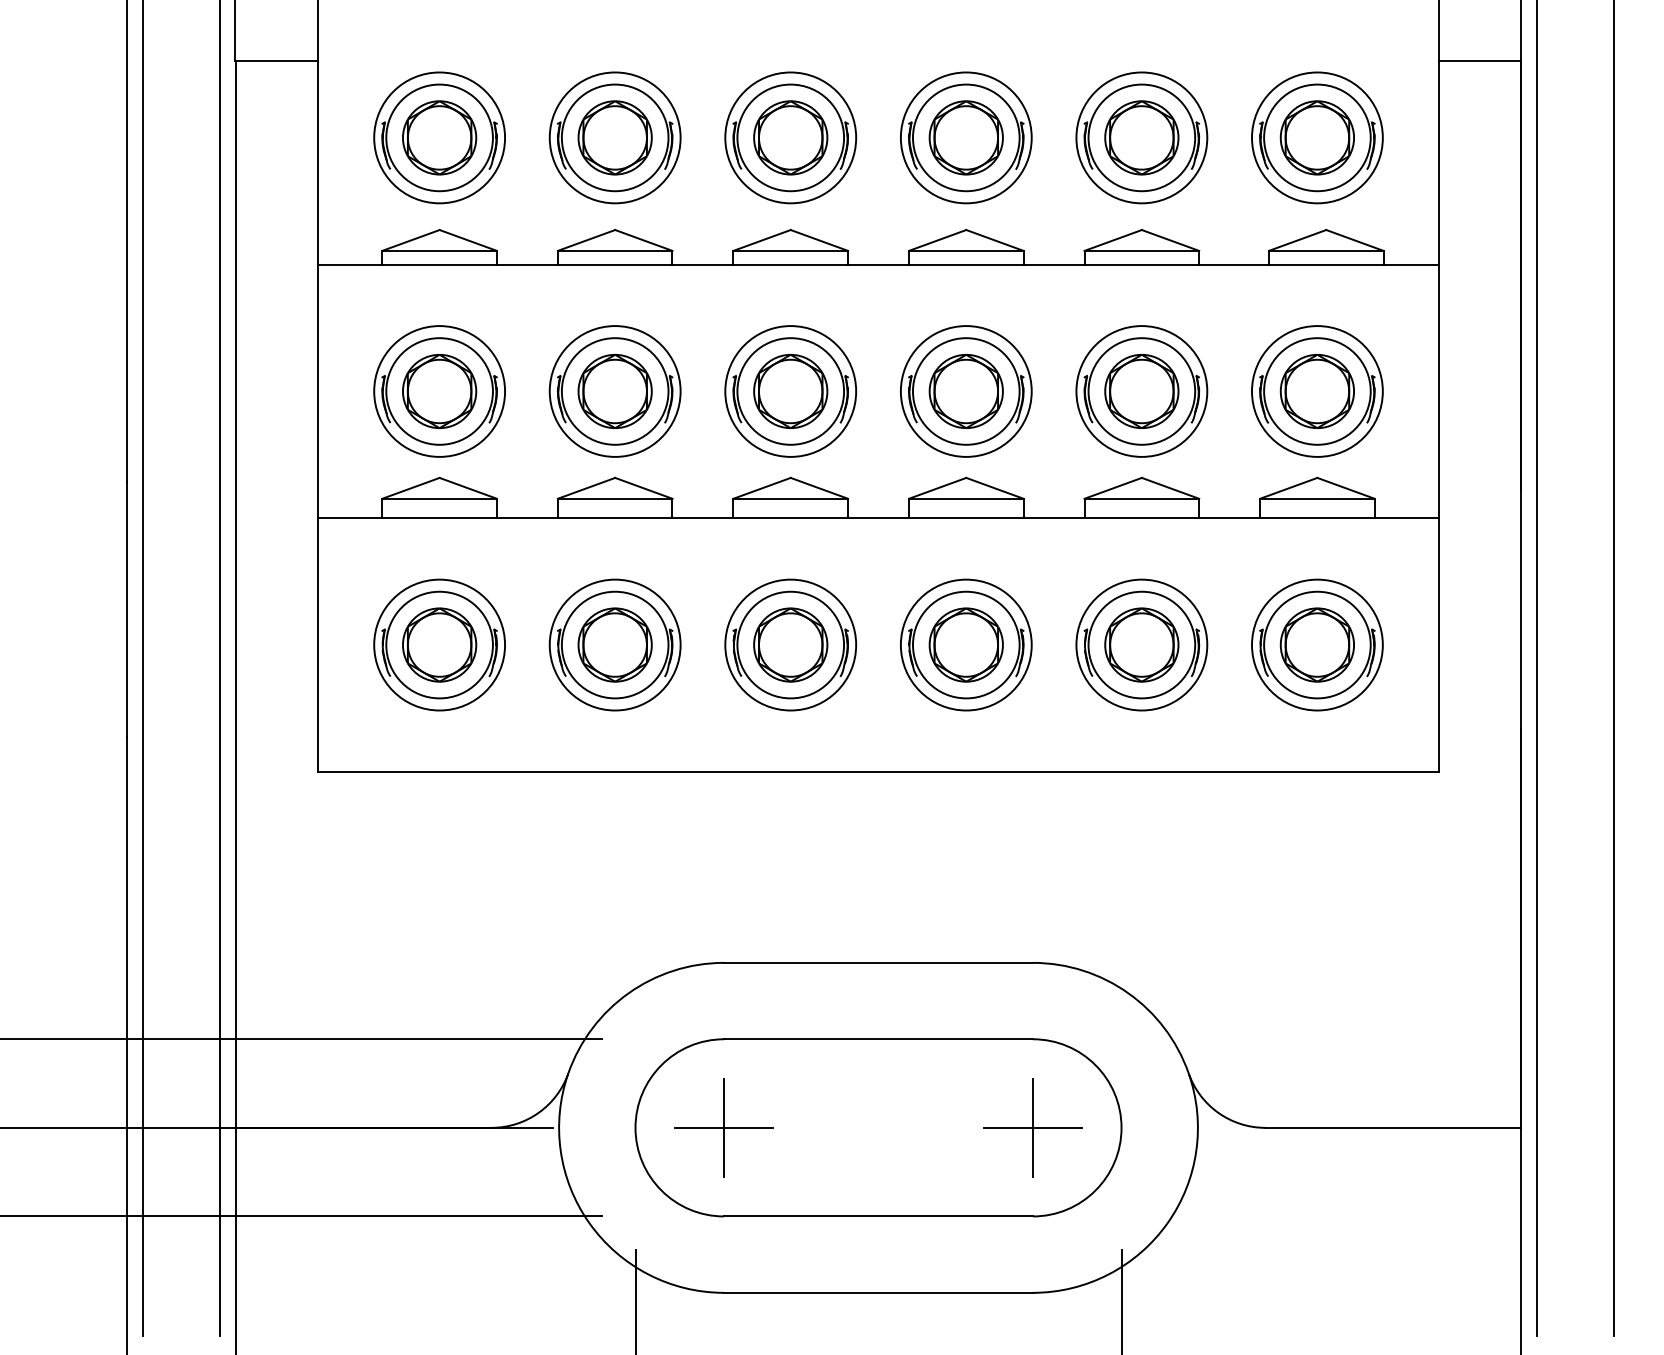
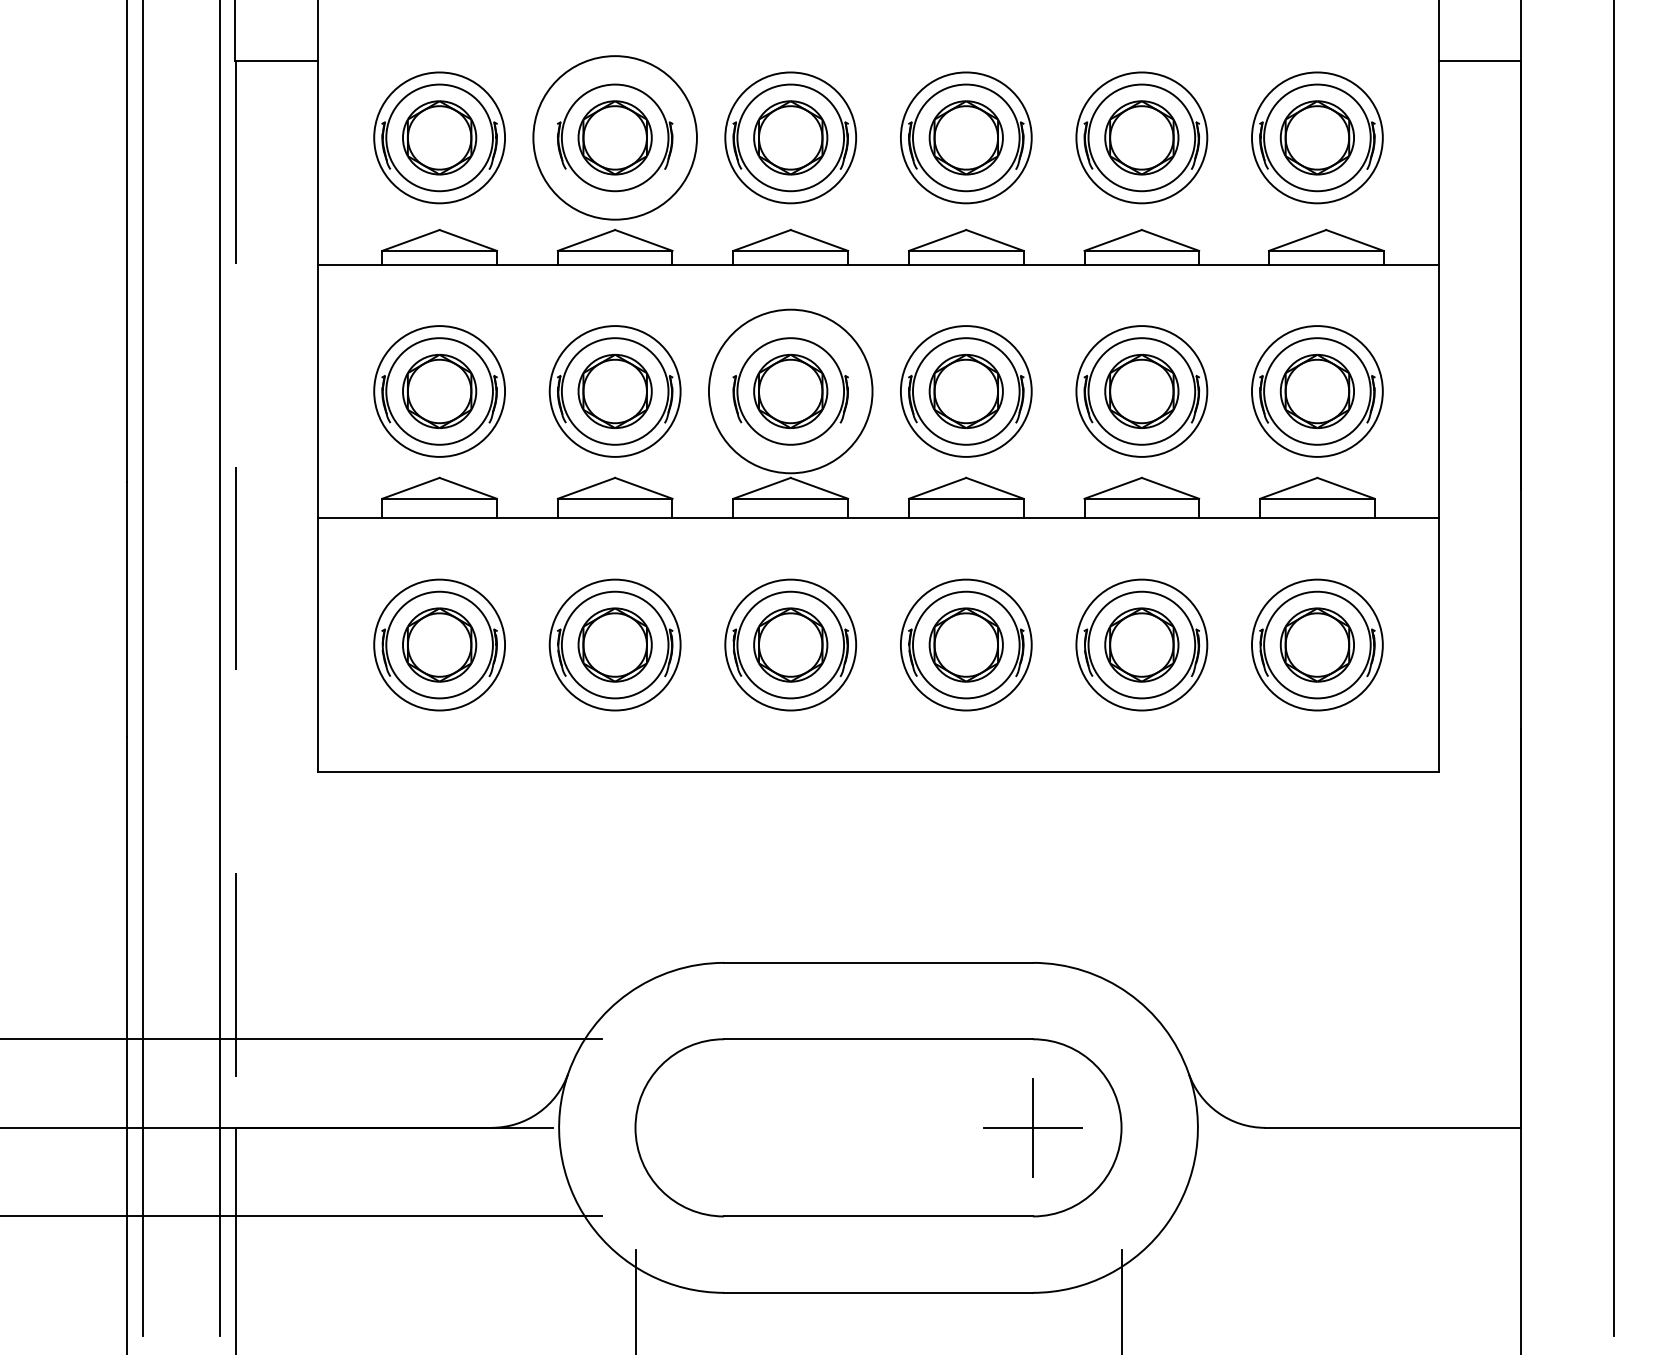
circle diameter: 131 px -> 164 px (614, 137)
circle diameter: 131 px -> 164 px (790, 391)
line: solid -> dashed (235, 594)
line: present -> none (1536, 668)
part: present -> none (723, 1127)
